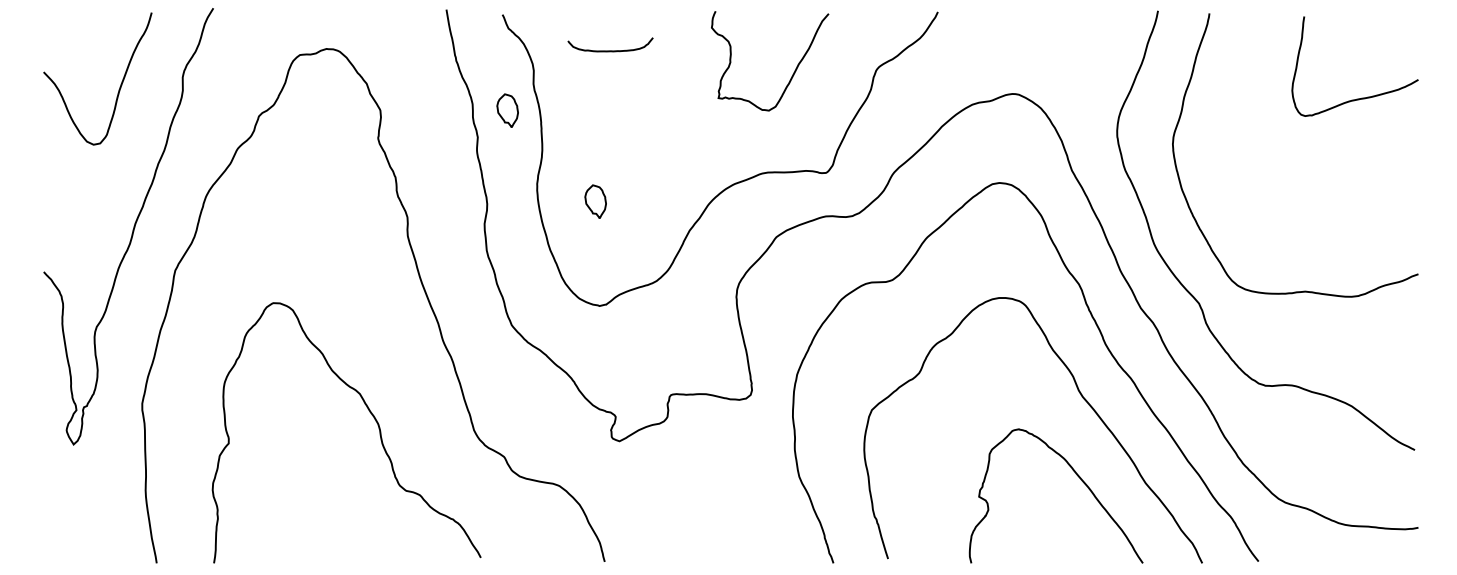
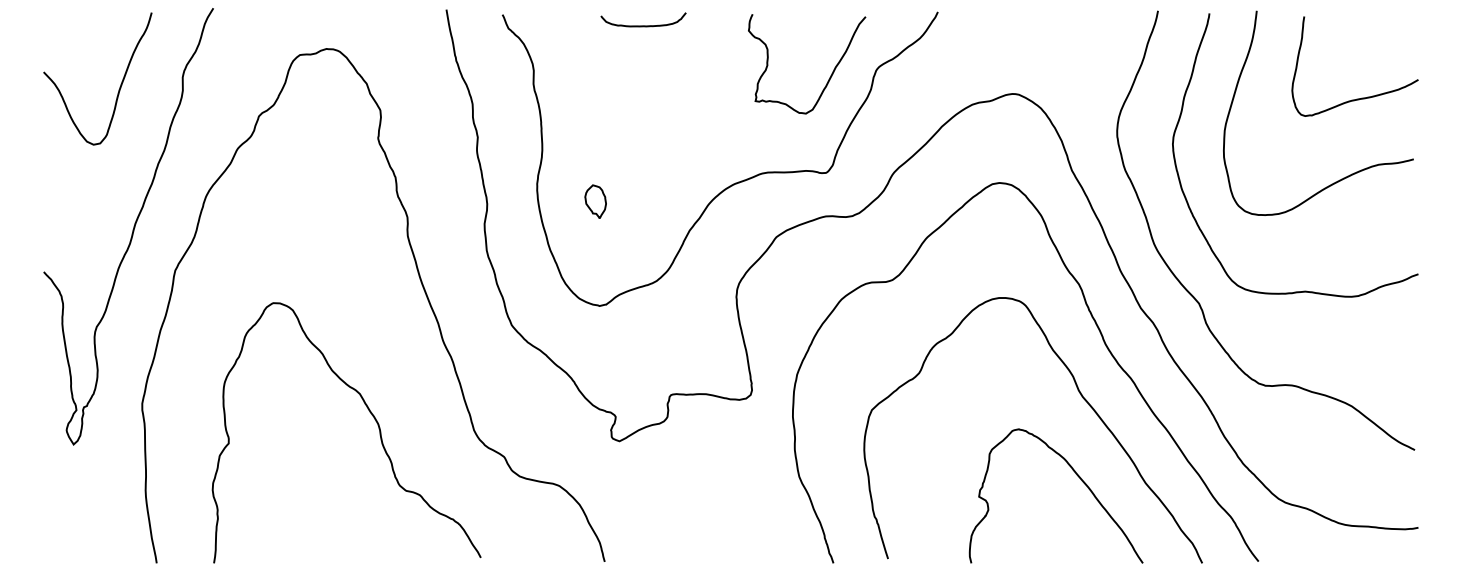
curve position: (610, 50) -> (643, 25) (643, 25)
curve position: (793, 72) -> (830, 75) (830, 75)
part: present -> none (507, 110)
curve: none -> present (1351, 173)
